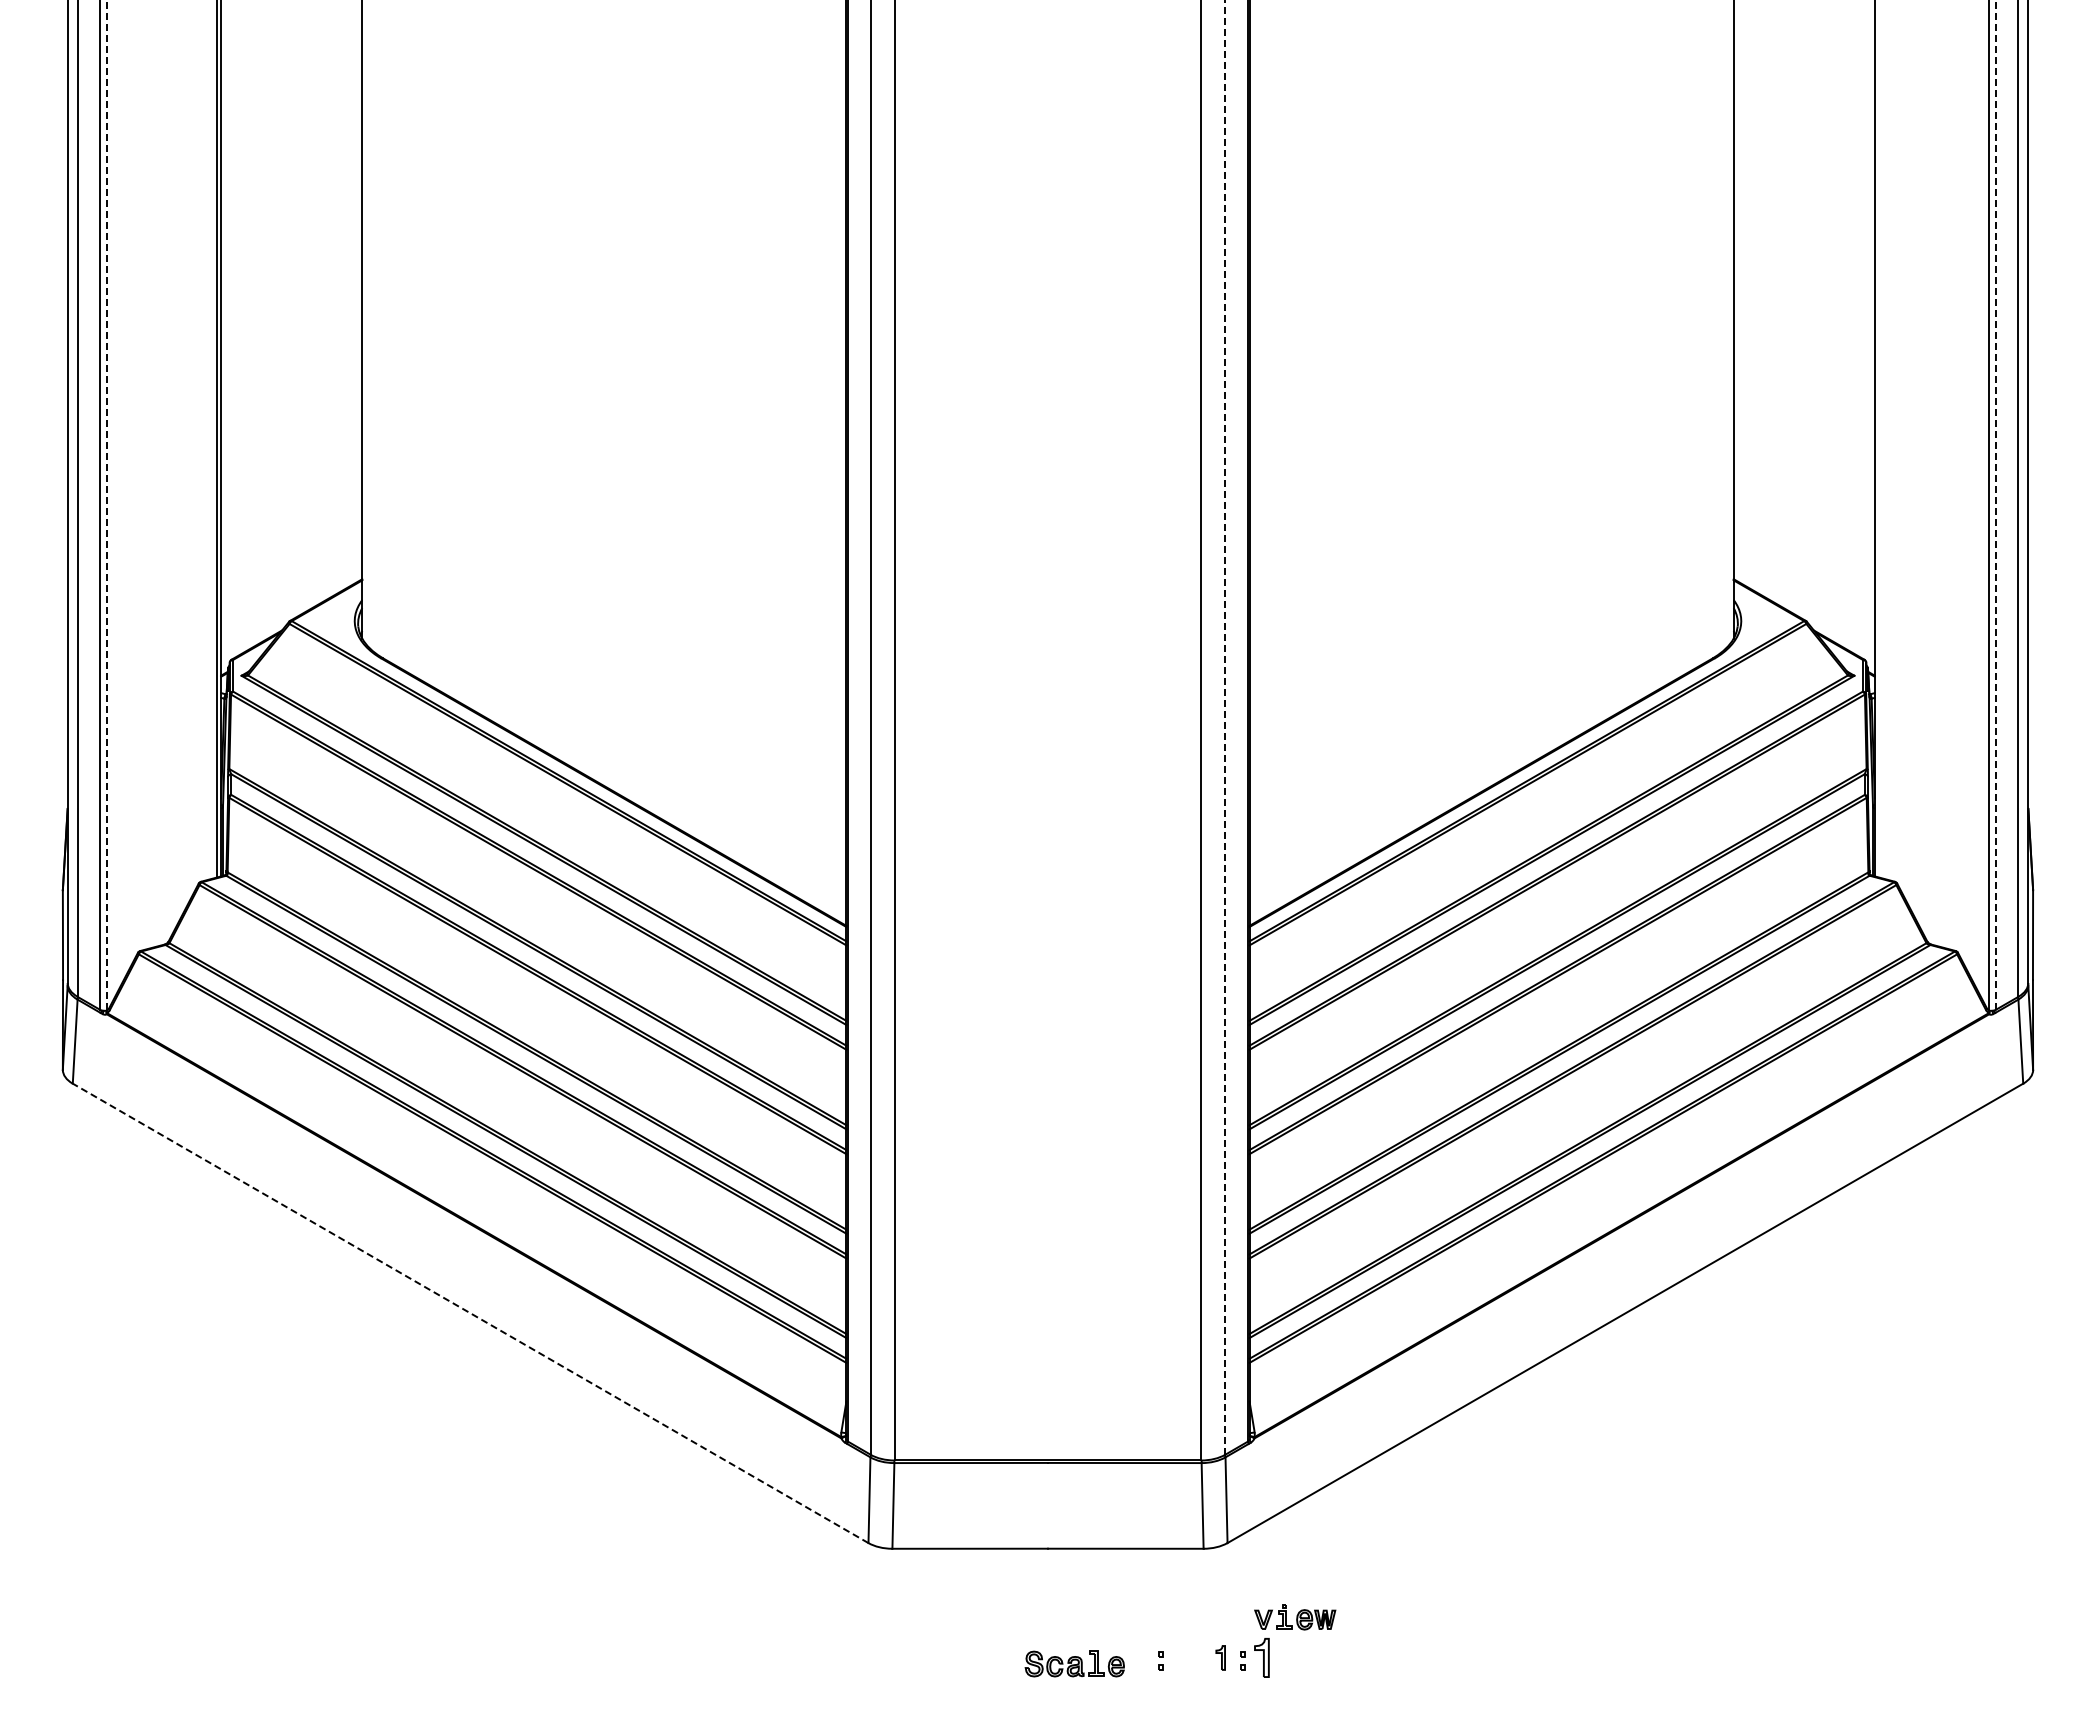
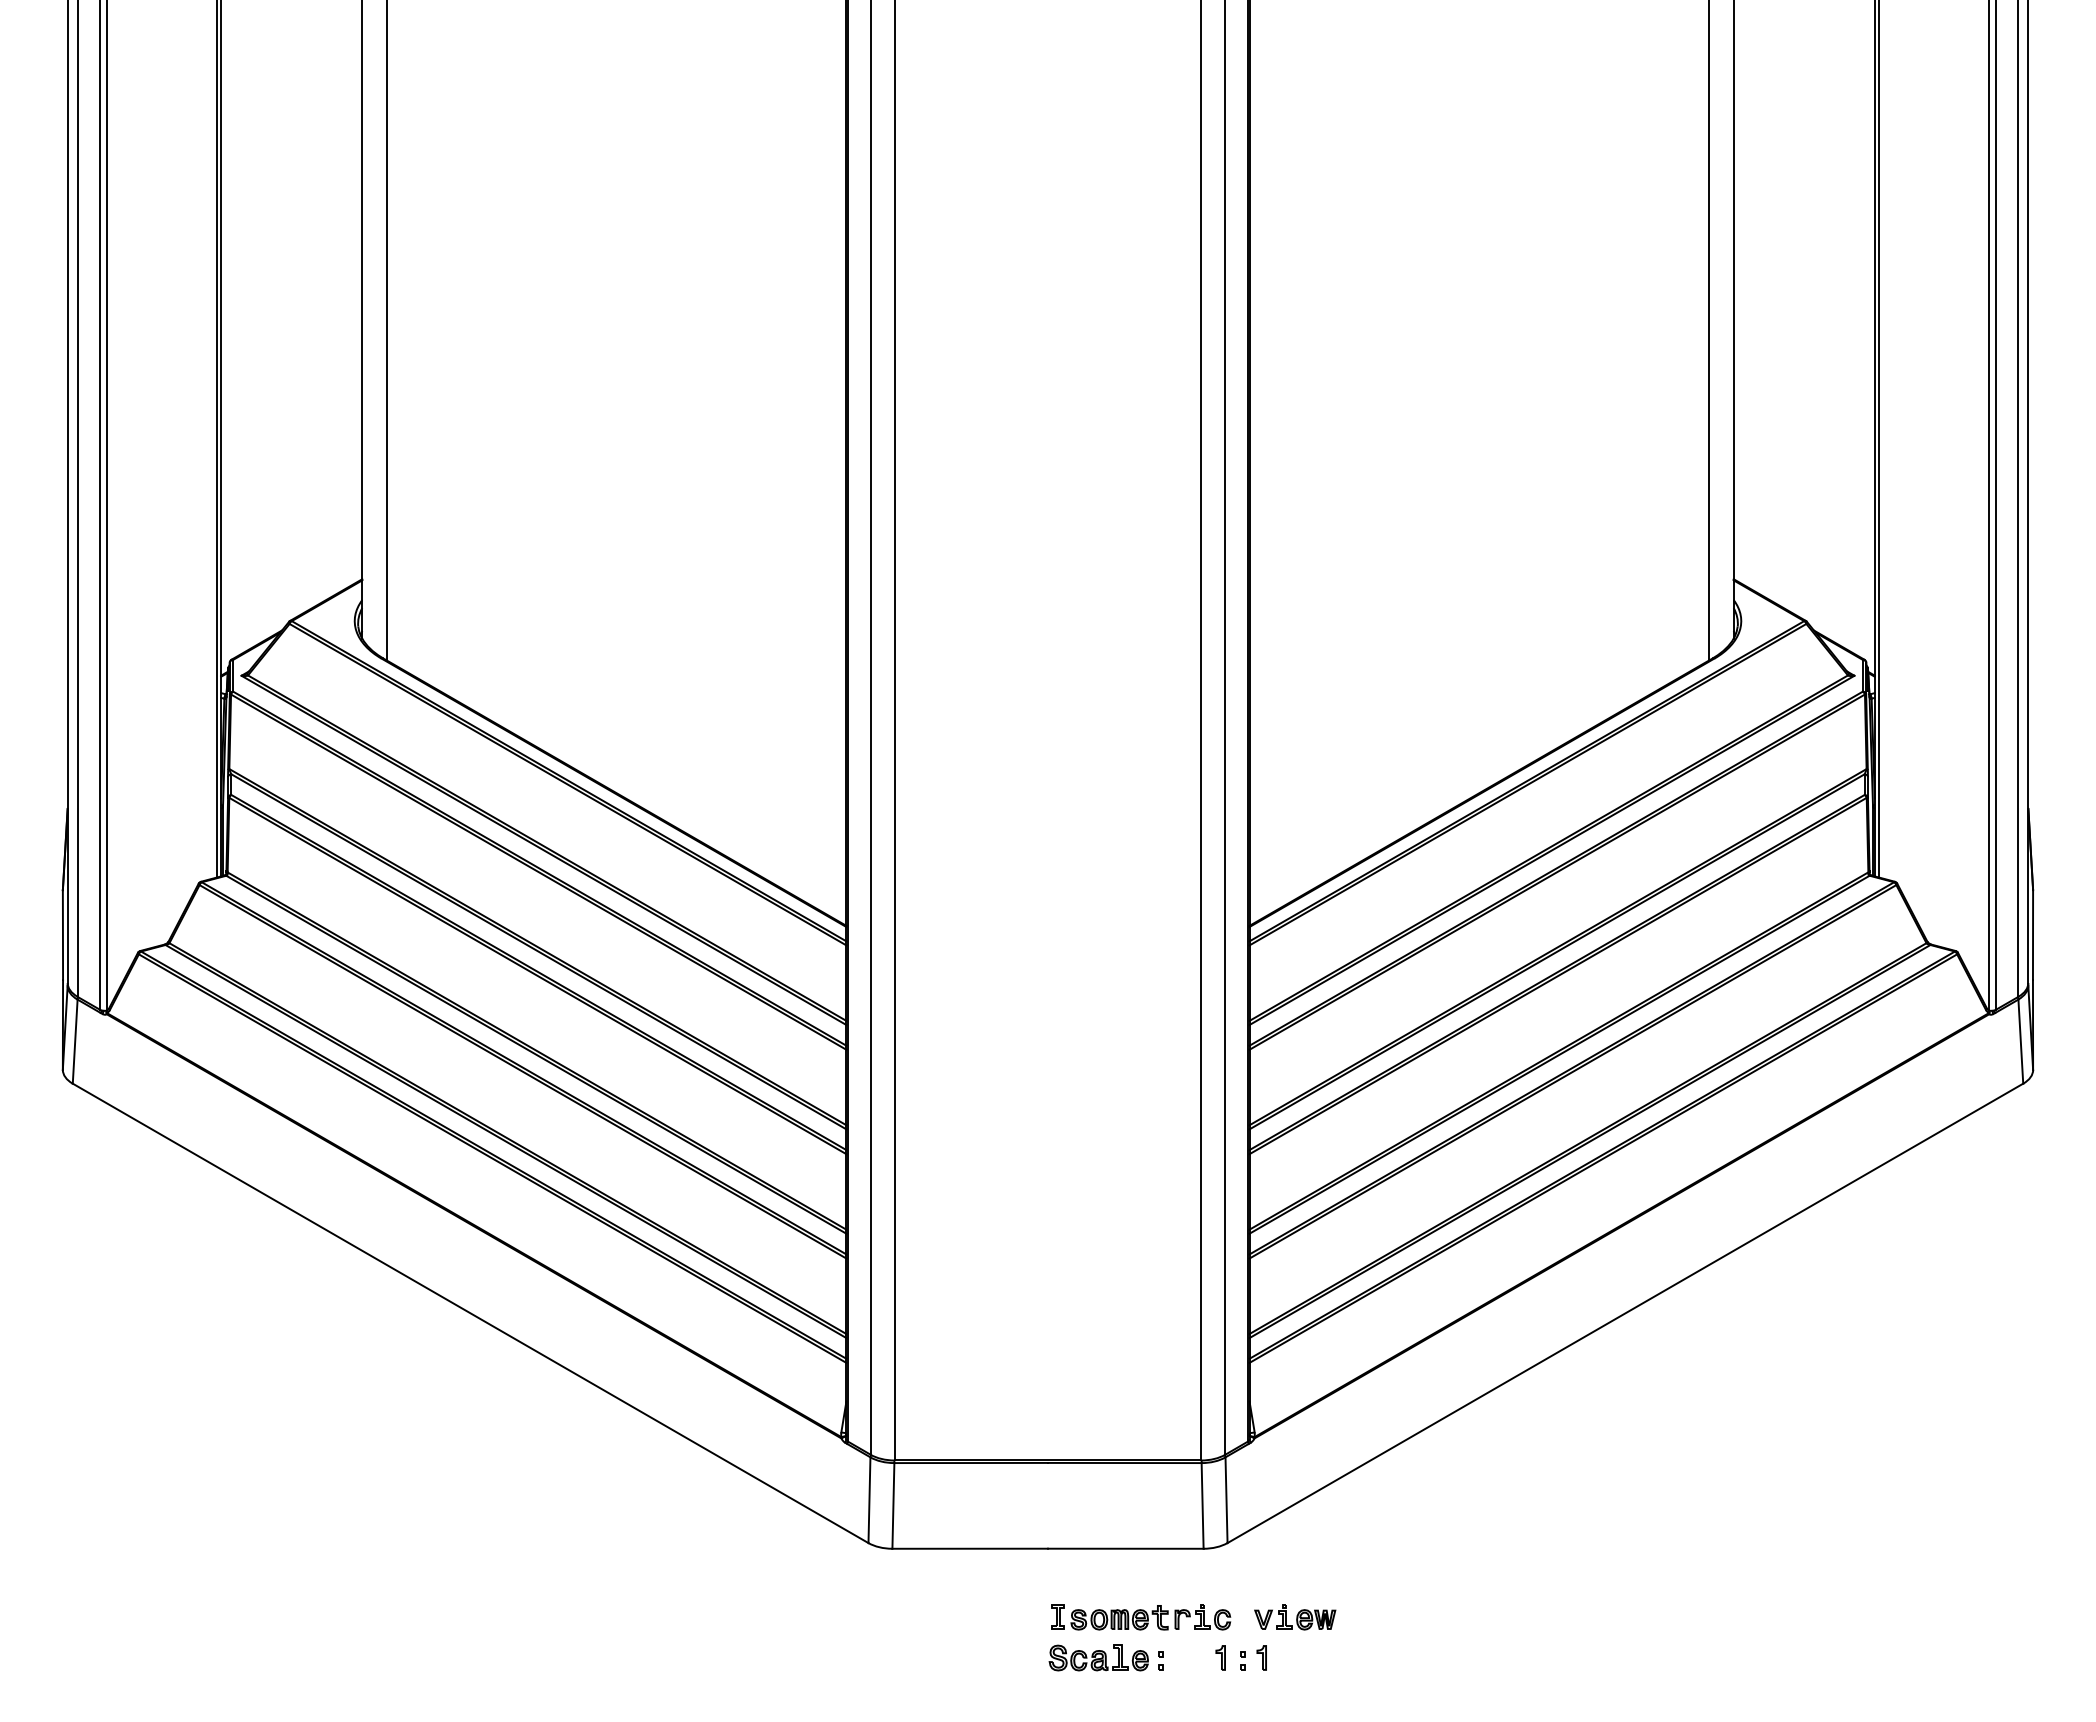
line: none -> present (387, 331)
line: none -> present (1708, 331)
line: none -> present (1878, 439)
line: dashed -> solid (1996, 504)
line: dashed -> solid (107, 505)
line: dashed -> solid (1225, 726)
line: dashed -> solid (470, 1313)
part: none -> present (1141, 1617)
part size: 16x40 px -> 11x26 px (1261, 1657)
part position: (1074, 1663) -> (1098, 1657) (1098, 1657)
